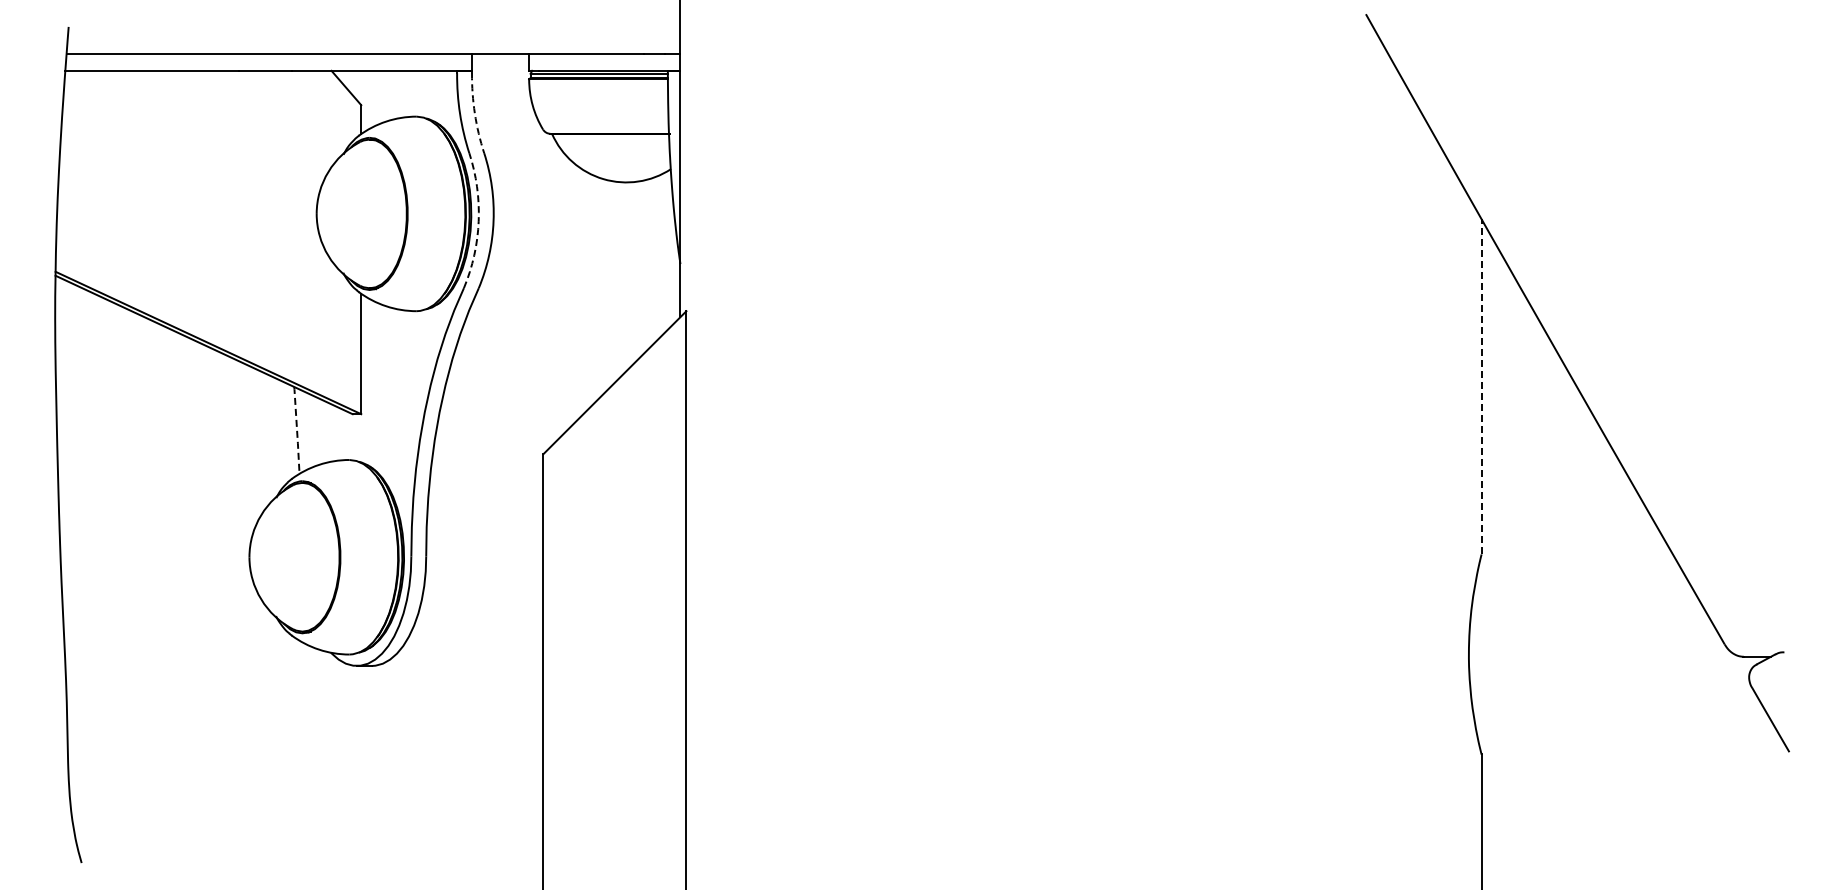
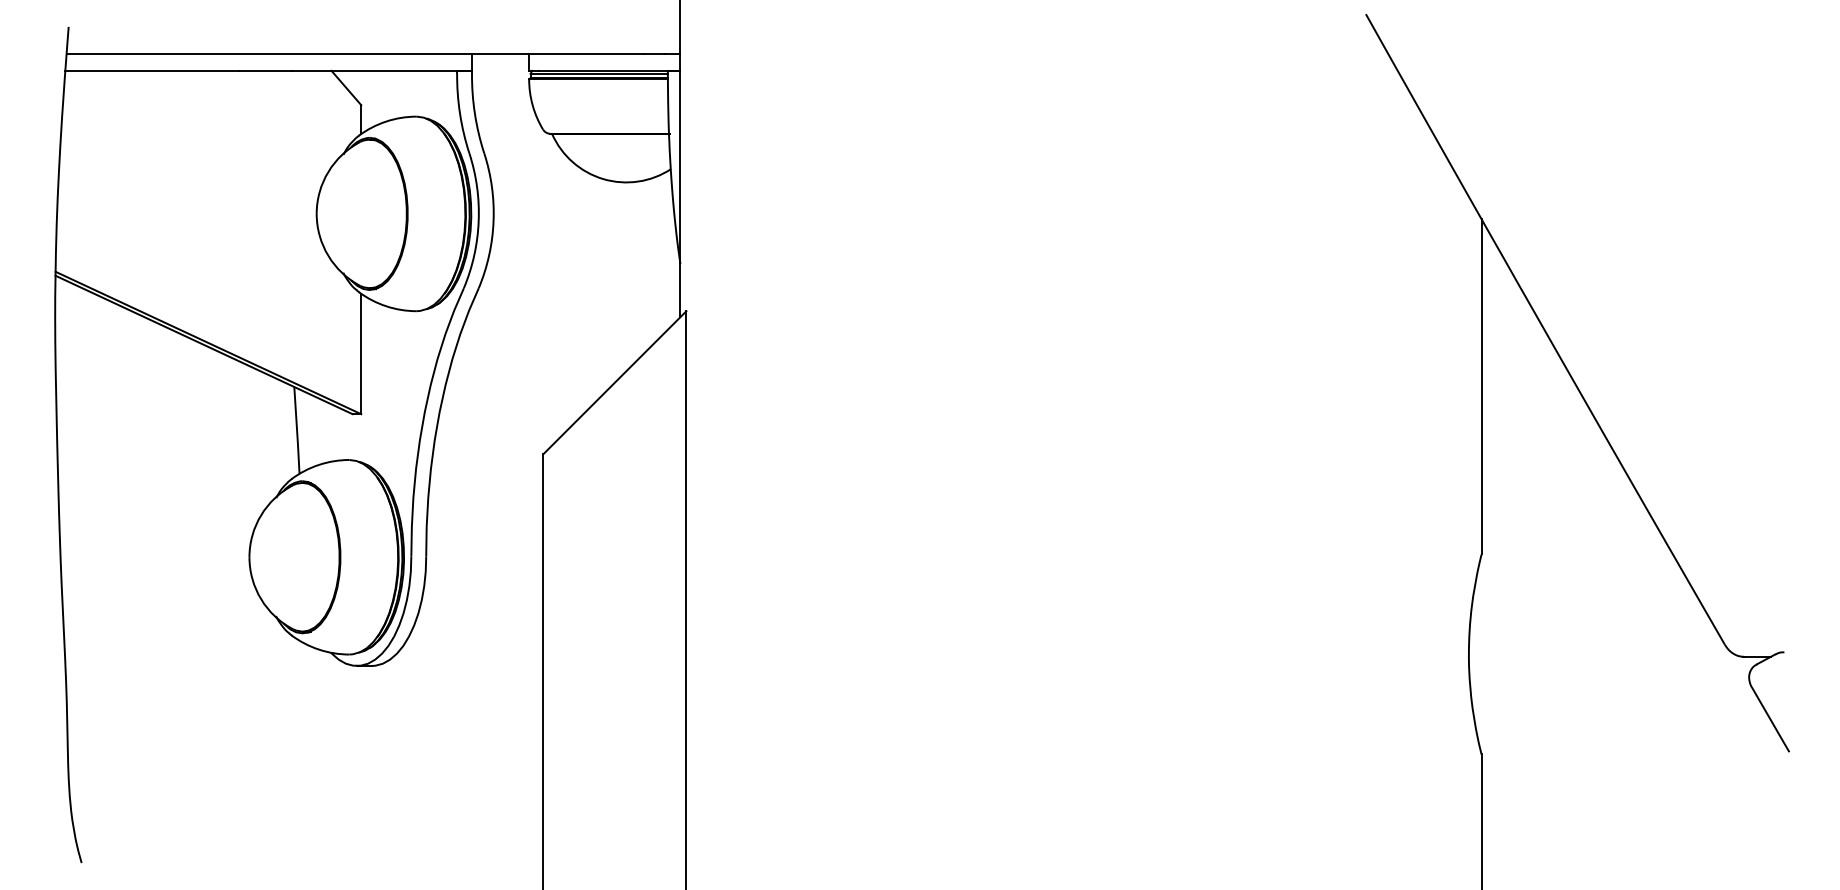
arc: dashed -> solid (474, 113)
arc: dashed -> solid (478, 221)
line: dashed -> solid (1481, 386)
line: dashed -> solid (297, 431)
